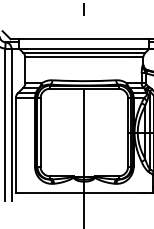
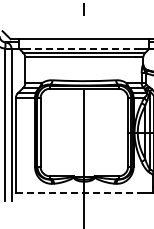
line: solid -> dashed (83, 48)
line: solid -> dashed (80, 192)
